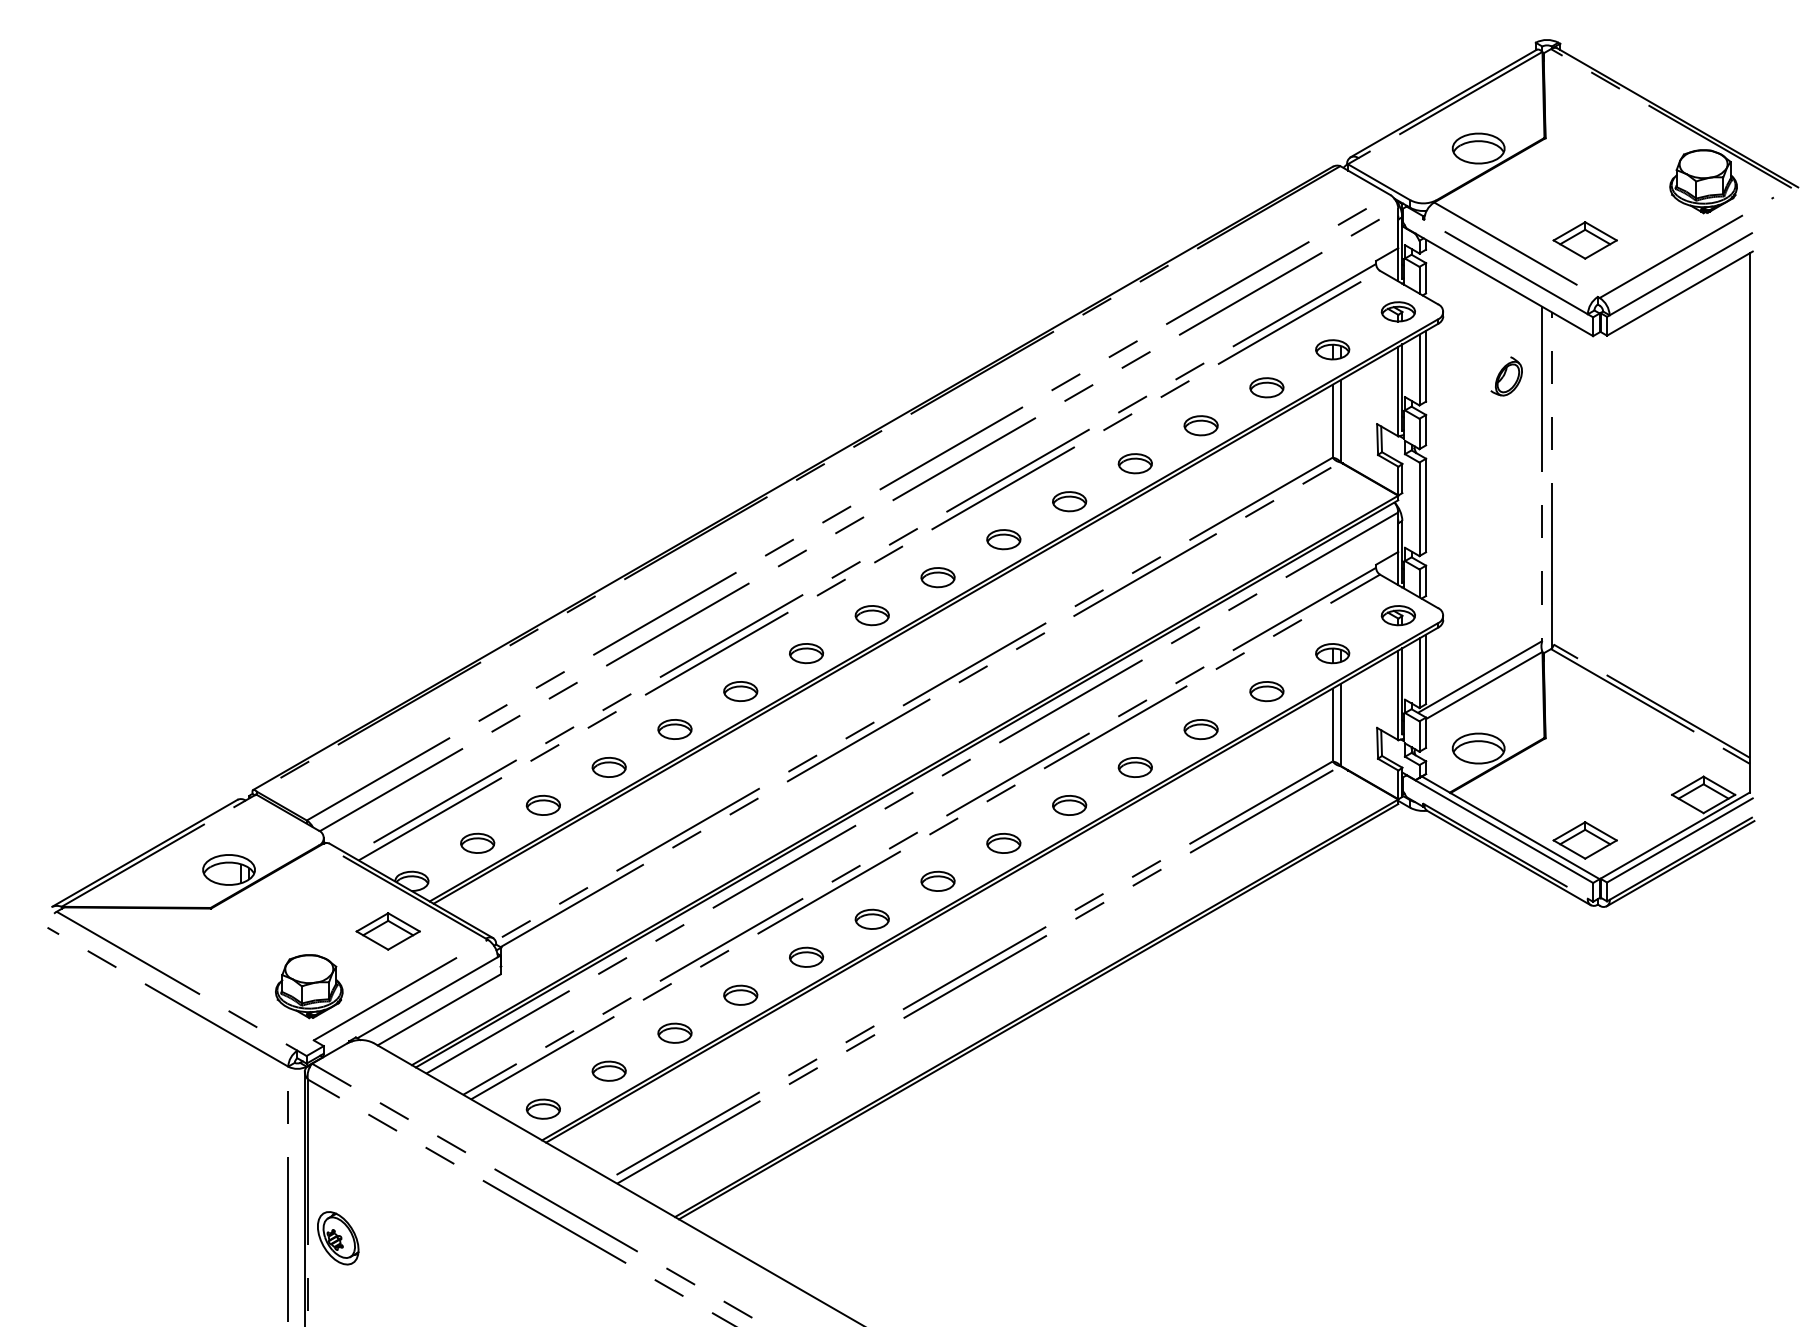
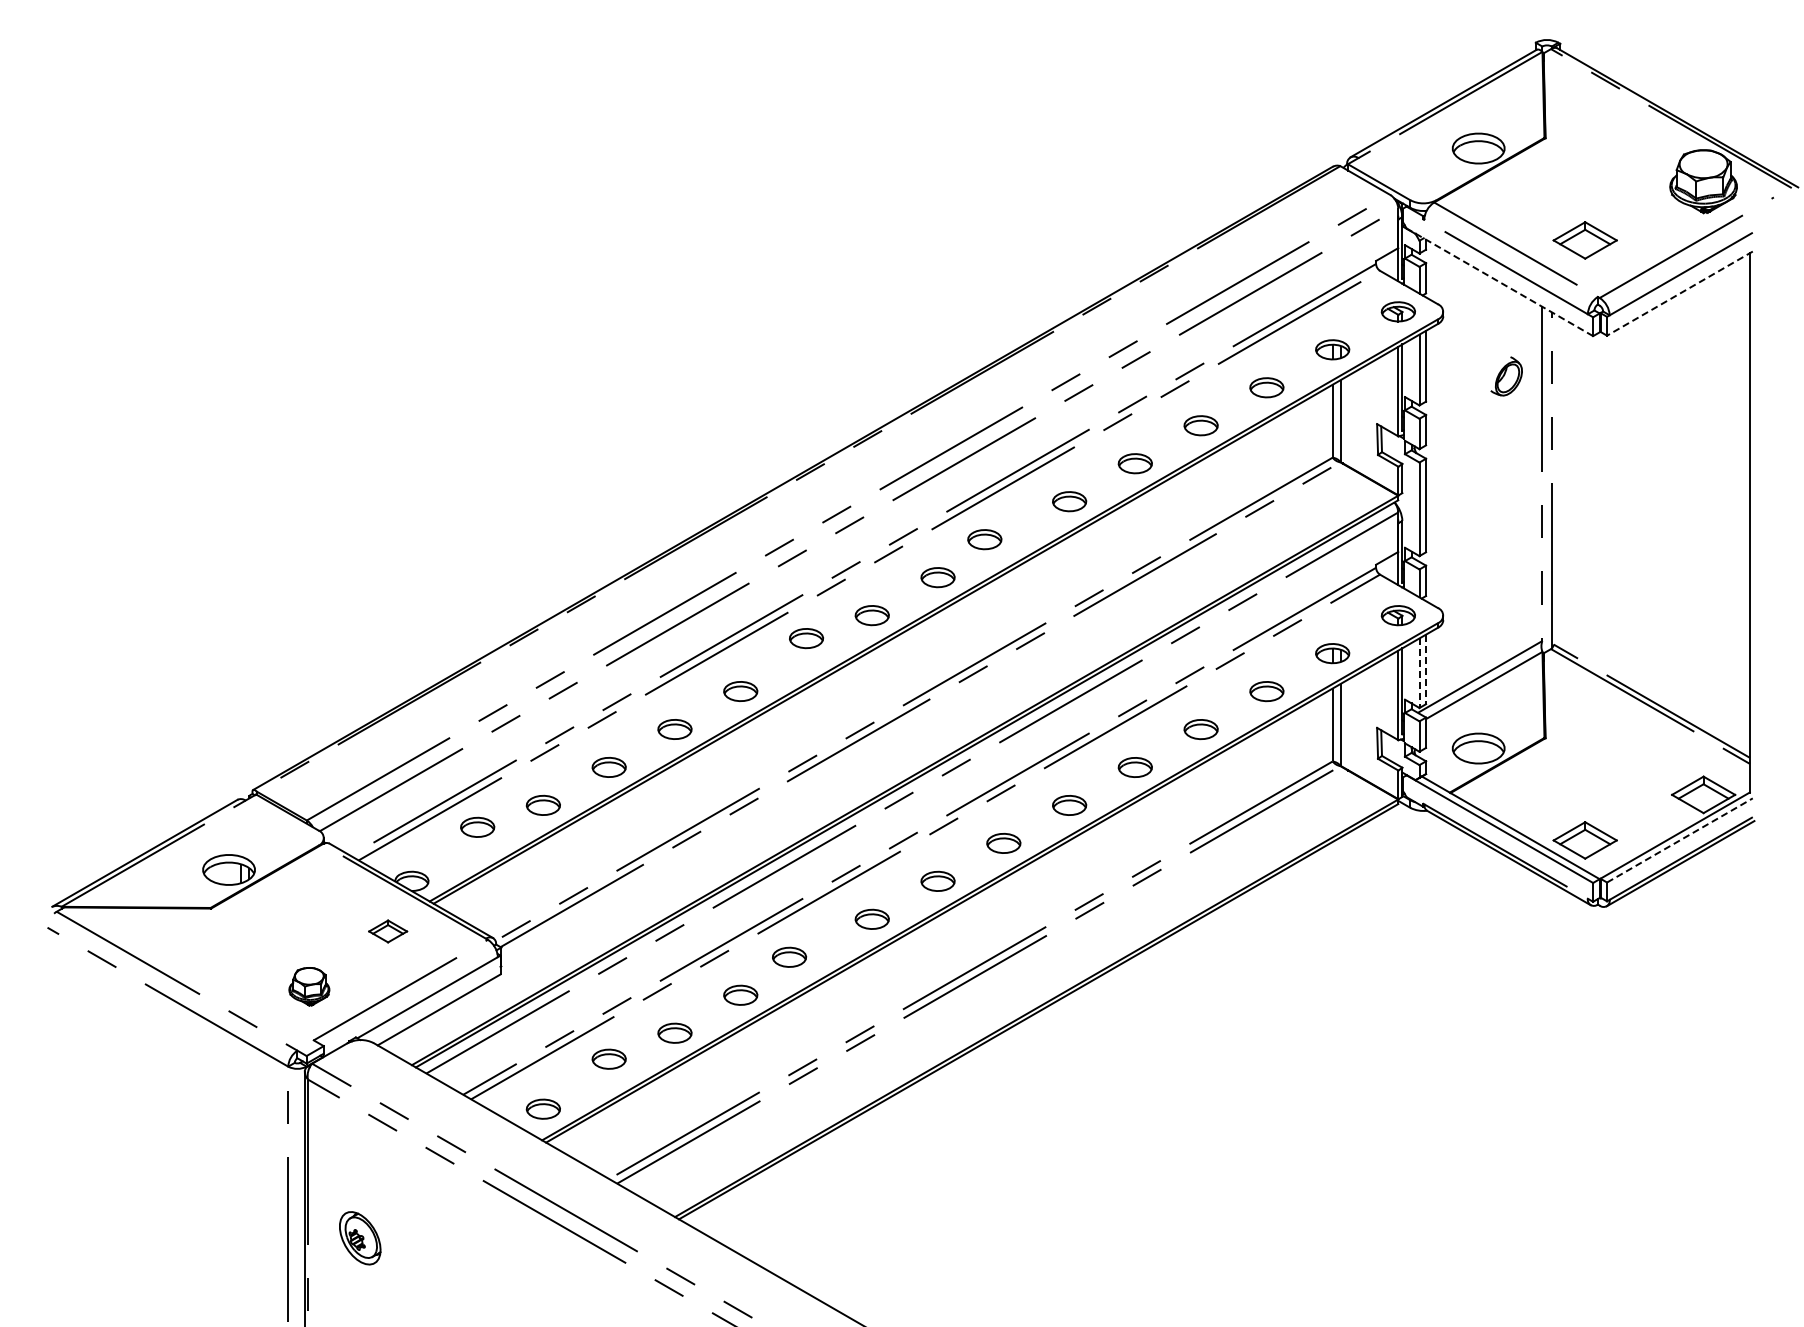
line: solid -> dashed (1499, 282)
line: solid -> dashed (1679, 293)
part position: (1003, 539) -> (984, 539) (984, 539)
part position: (806, 653) -> (806, 638) (806, 638)
line: solid -> dashed (1426, 669)
line: solid -> dashed (1419, 673)
line: solid -> dashed (1680, 840)
part position: (477, 842) -> (477, 826) (477, 826)
part size: 66x39 px -> 41x25 px (388, 931)
part position: (806, 956) -> (789, 956) (789, 956)
part size: 69x66 px -> 43x40 px (309, 986)
part position: (608, 1070) -> (608, 1058) (608, 1058)
part position: (338, 1238) -> (360, 1238) (360, 1238)
